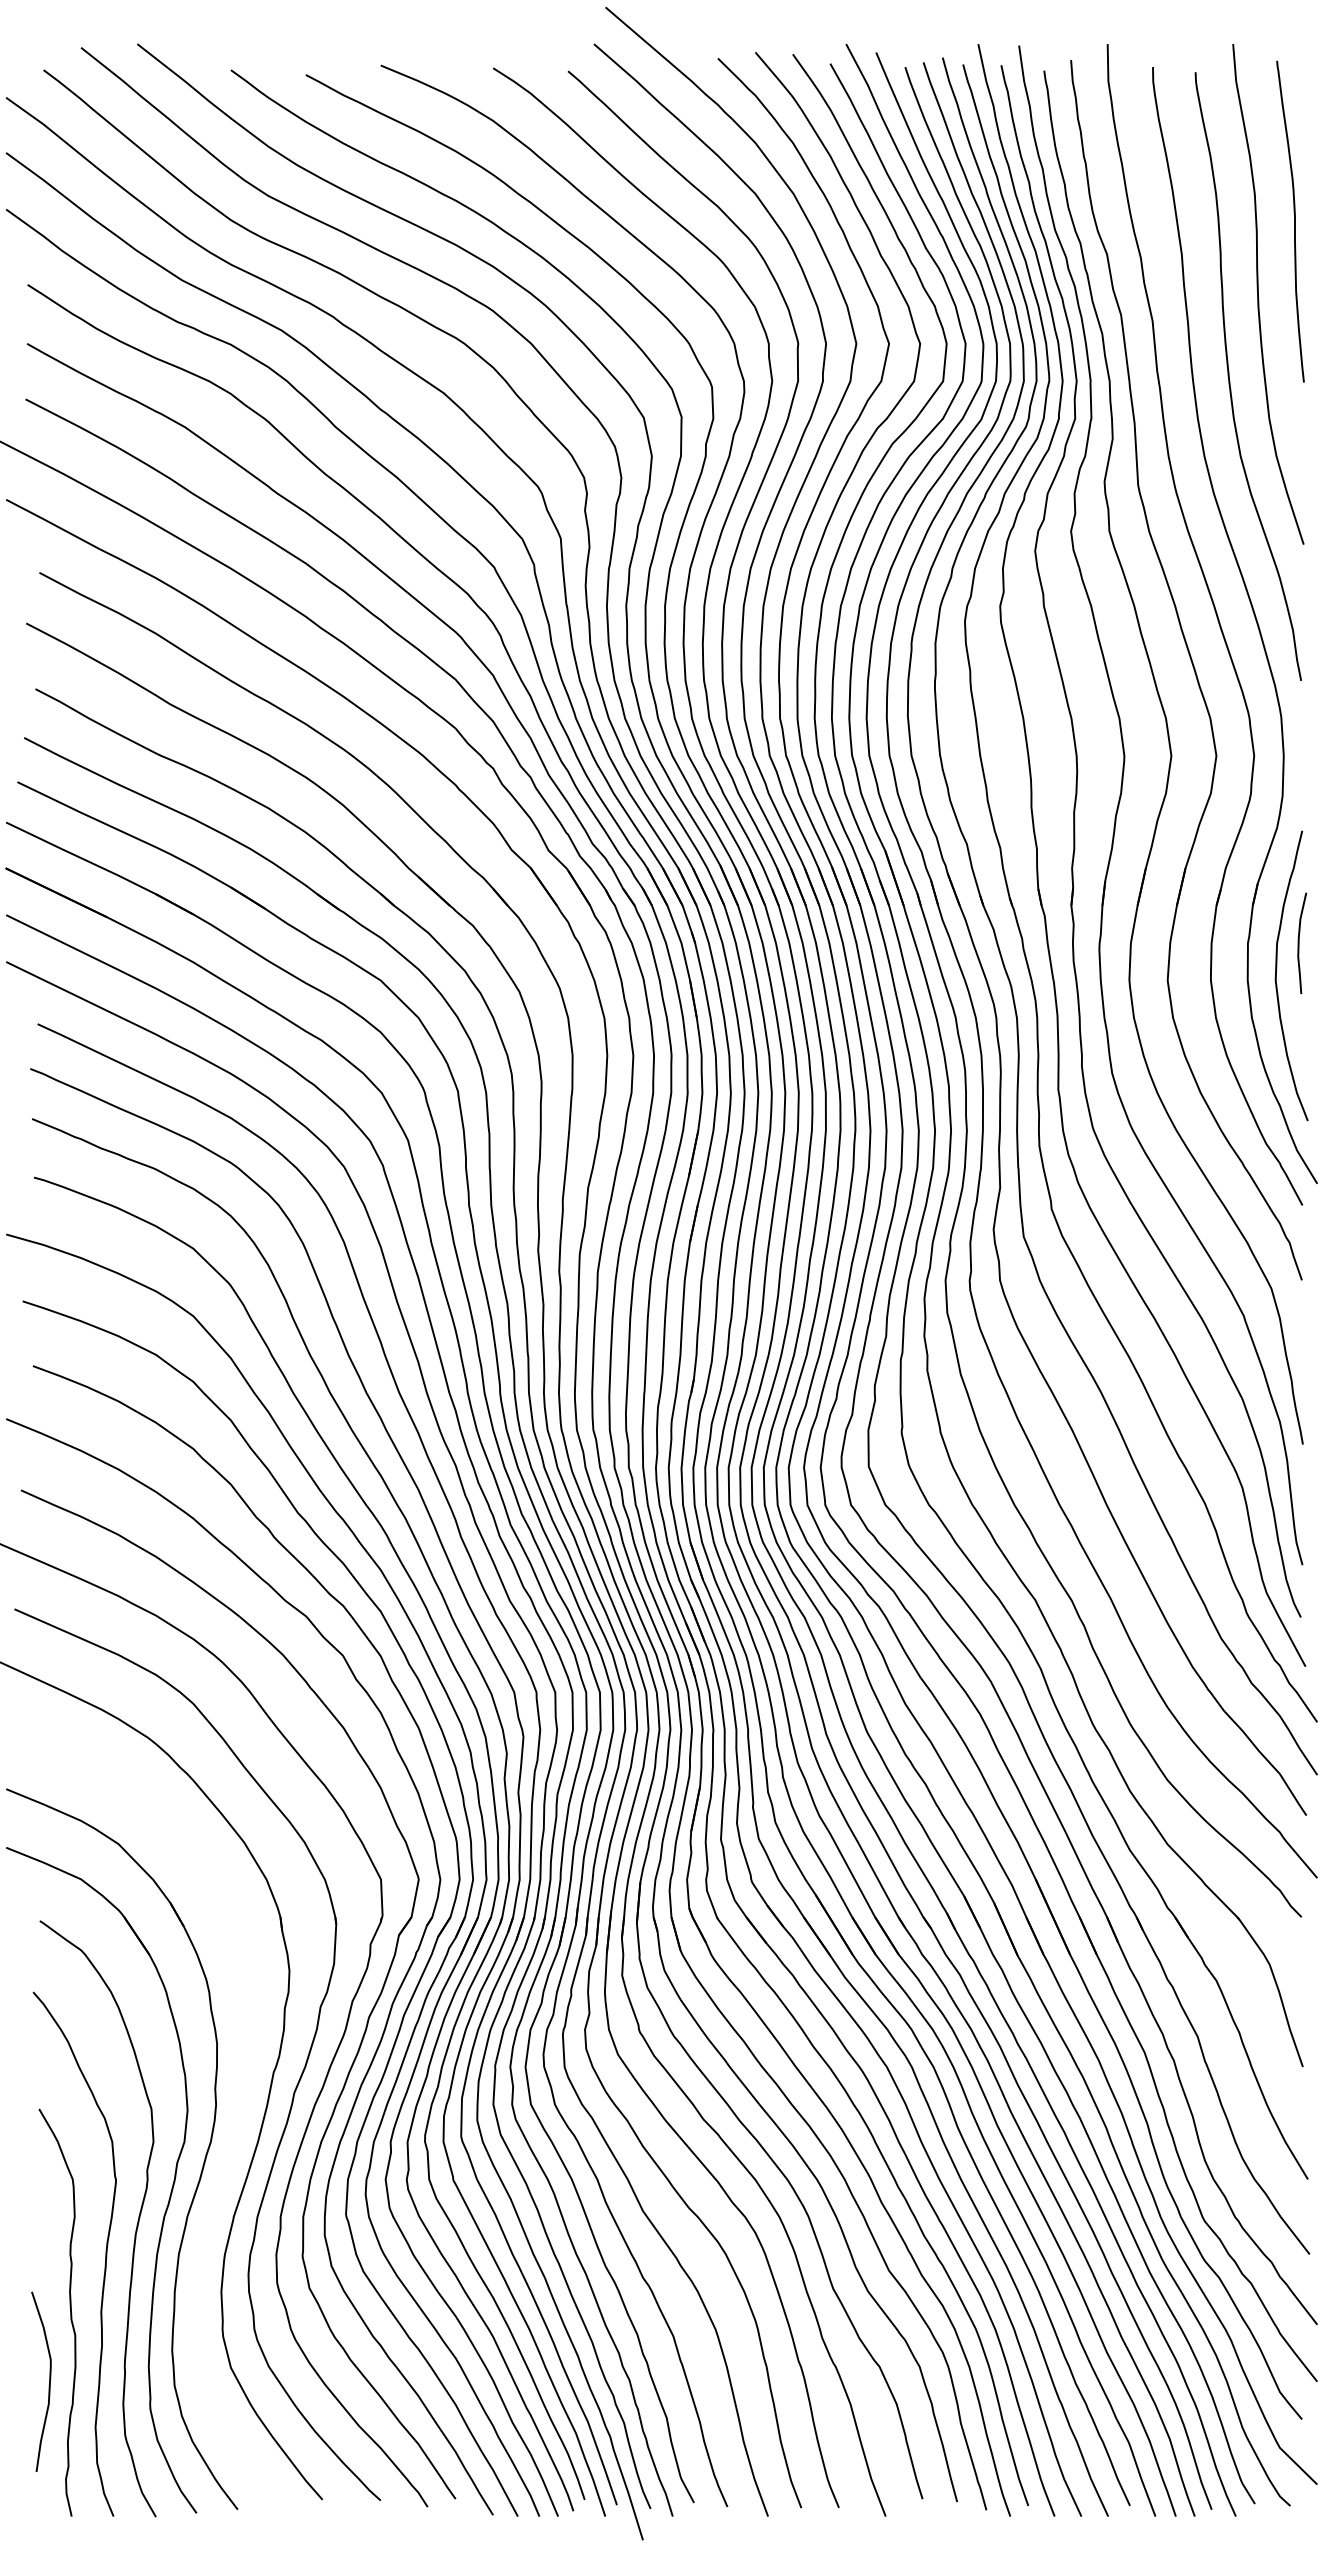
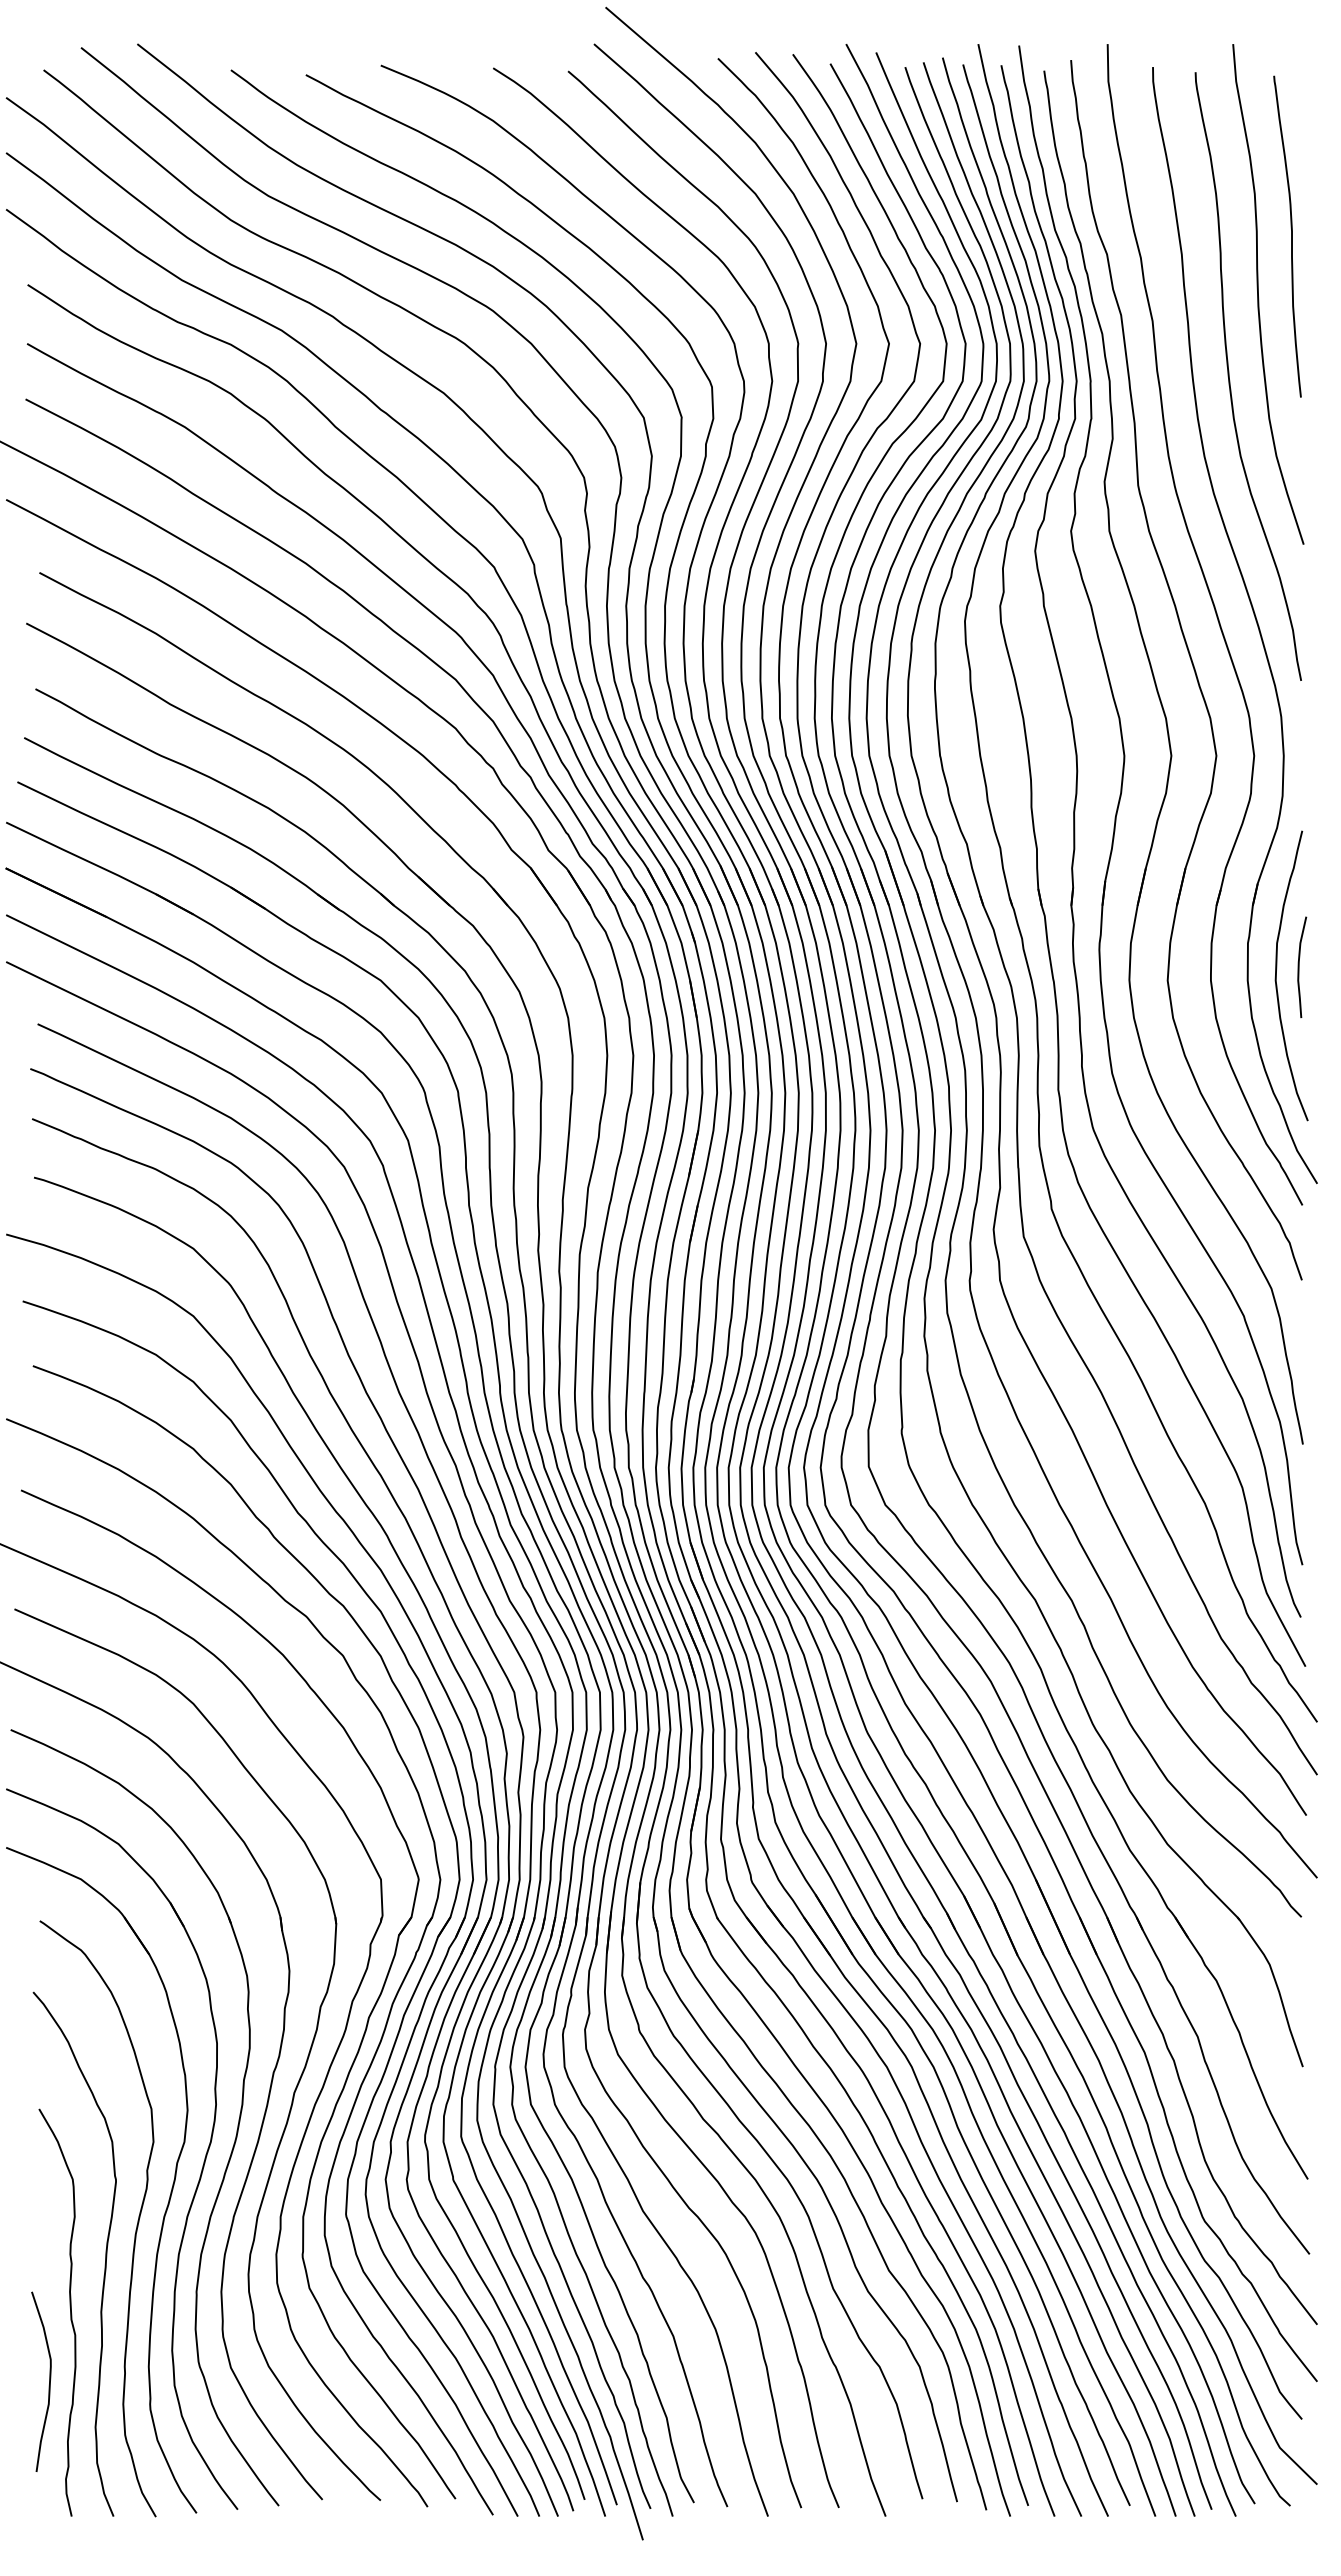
curve position: (1294, 221) -> (1291, 236) (1291, 236)
curve position: (1299, 942) -> (1299, 966) (1299, 966)
part: none -> present (234, 2139)
